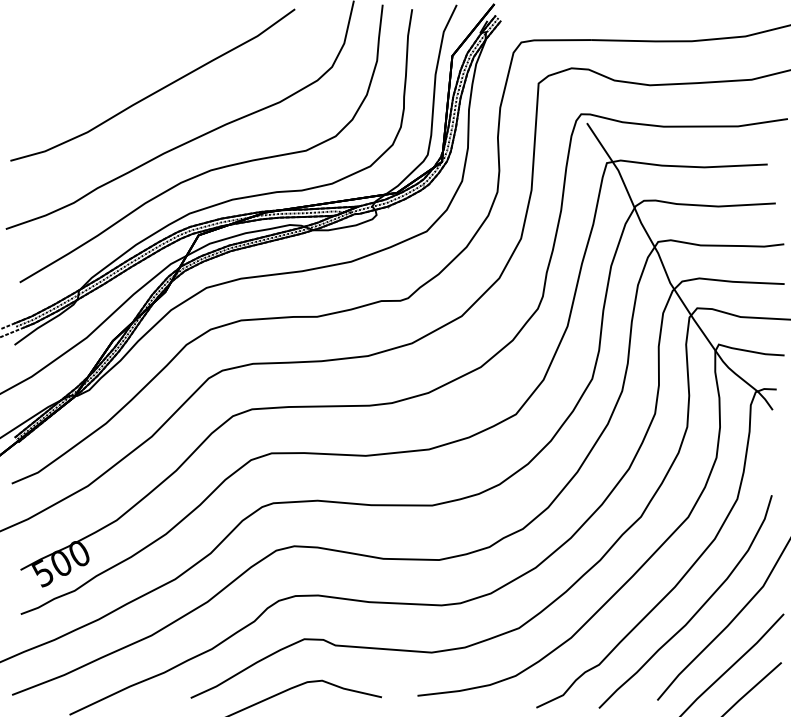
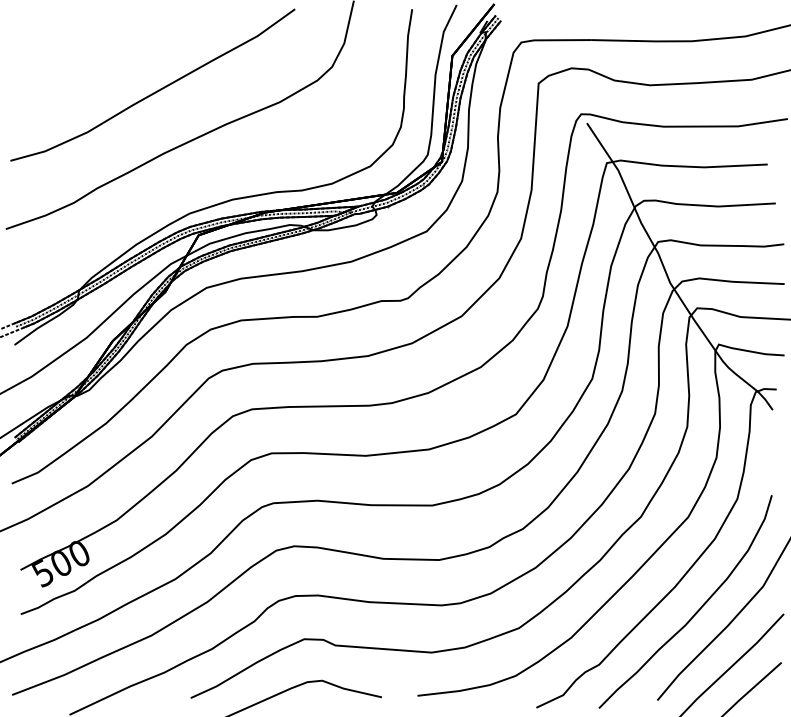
curve: present -> none (210, 169)
